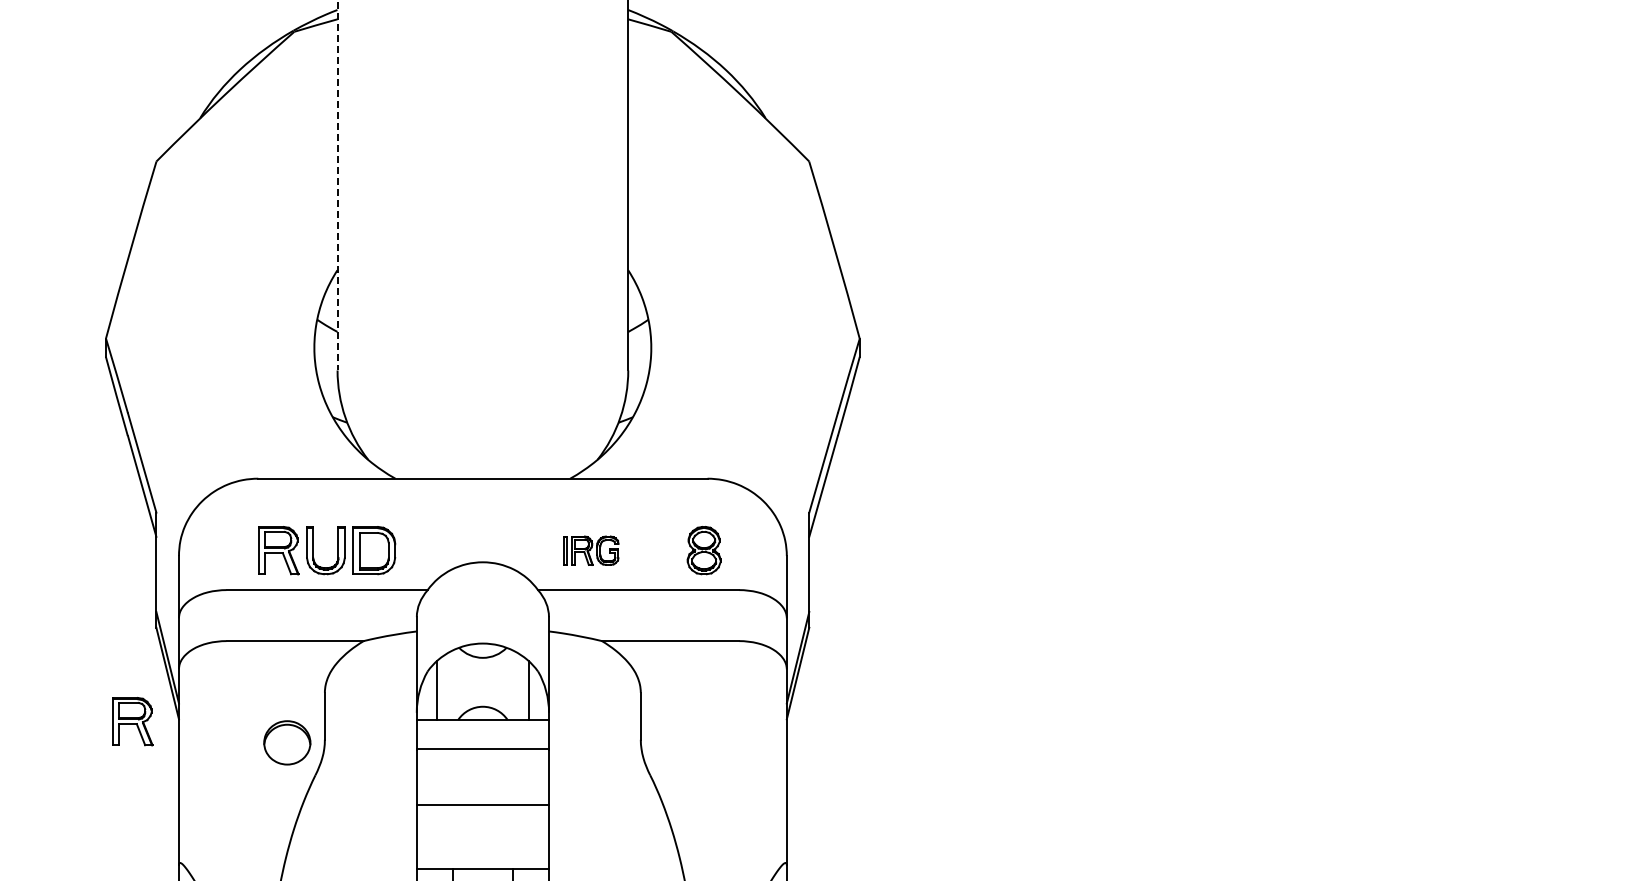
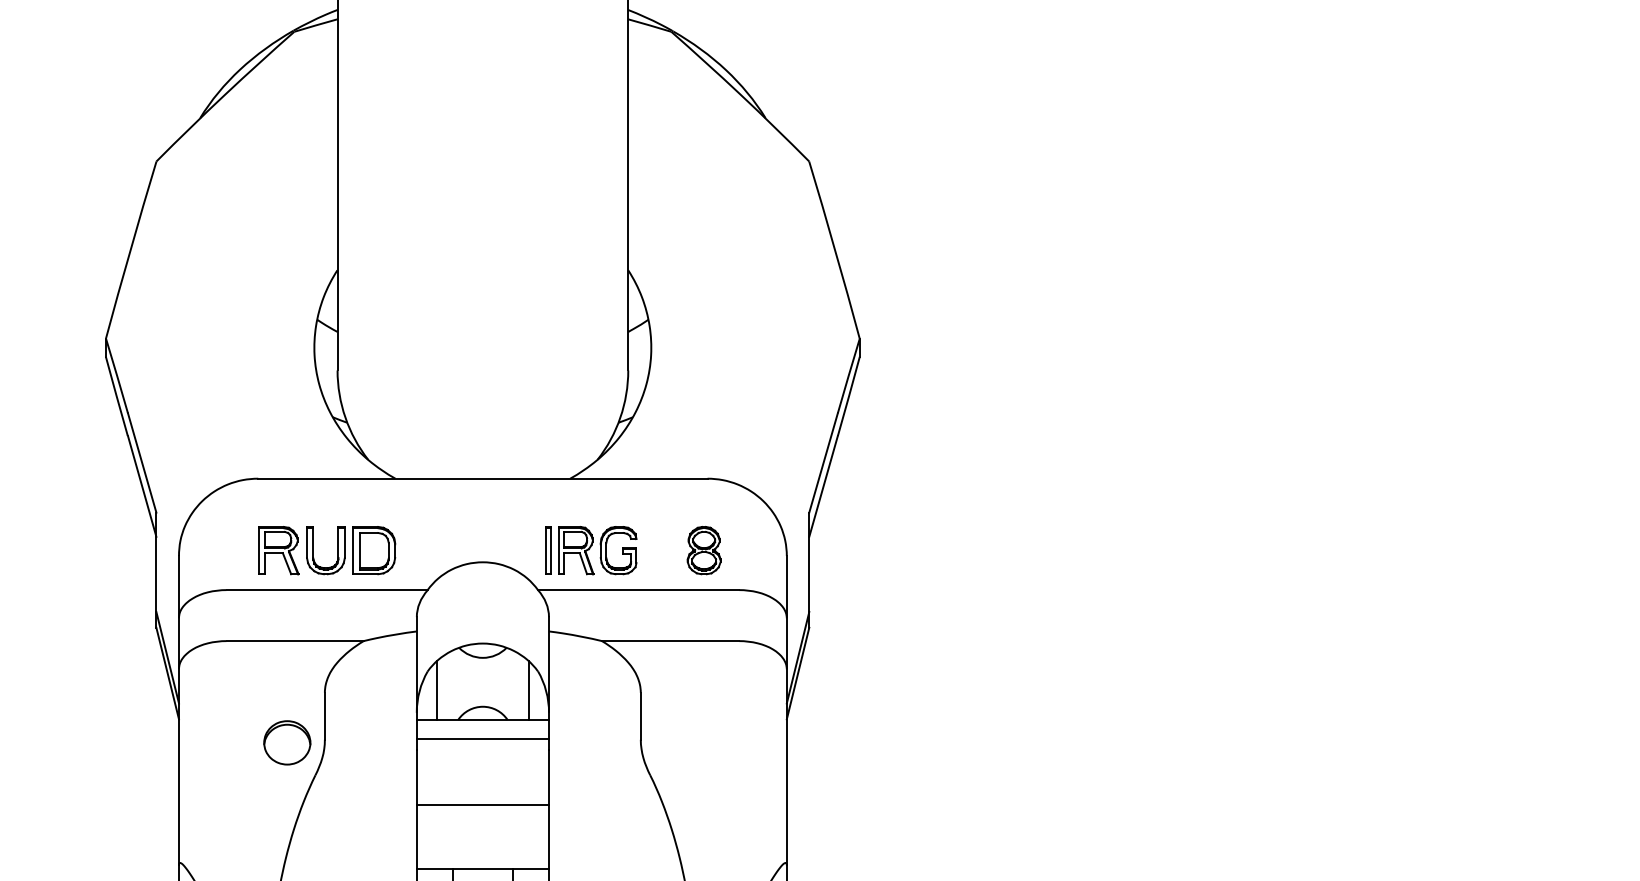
line: dashed -> solid (337, 185)
part size: 57x31 px -> 93x50 px (591, 550)
part: present -> none (132, 721)
line position: (482, 749) -> (482, 739) (482, 739)
